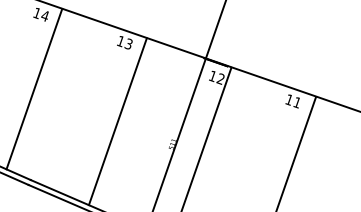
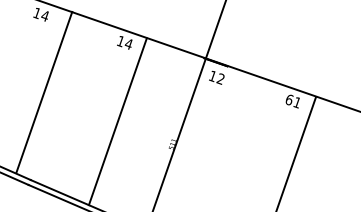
text: 13 -> 14 (128, 43)
line position: (34, 88) -> (44, 91) (44, 91)
text: 11 -> 61 (289, 99)
line: present -> none (206, 137)
